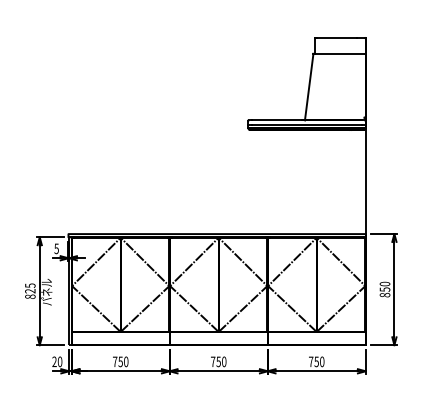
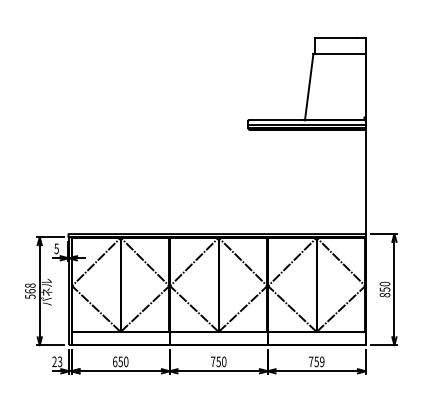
text: 825 -> 568 (30, 291)
text: 20 -> 23 (59, 361)
text: 750 -> 650 (115, 361)
text: 750 -> 759 (322, 361)
